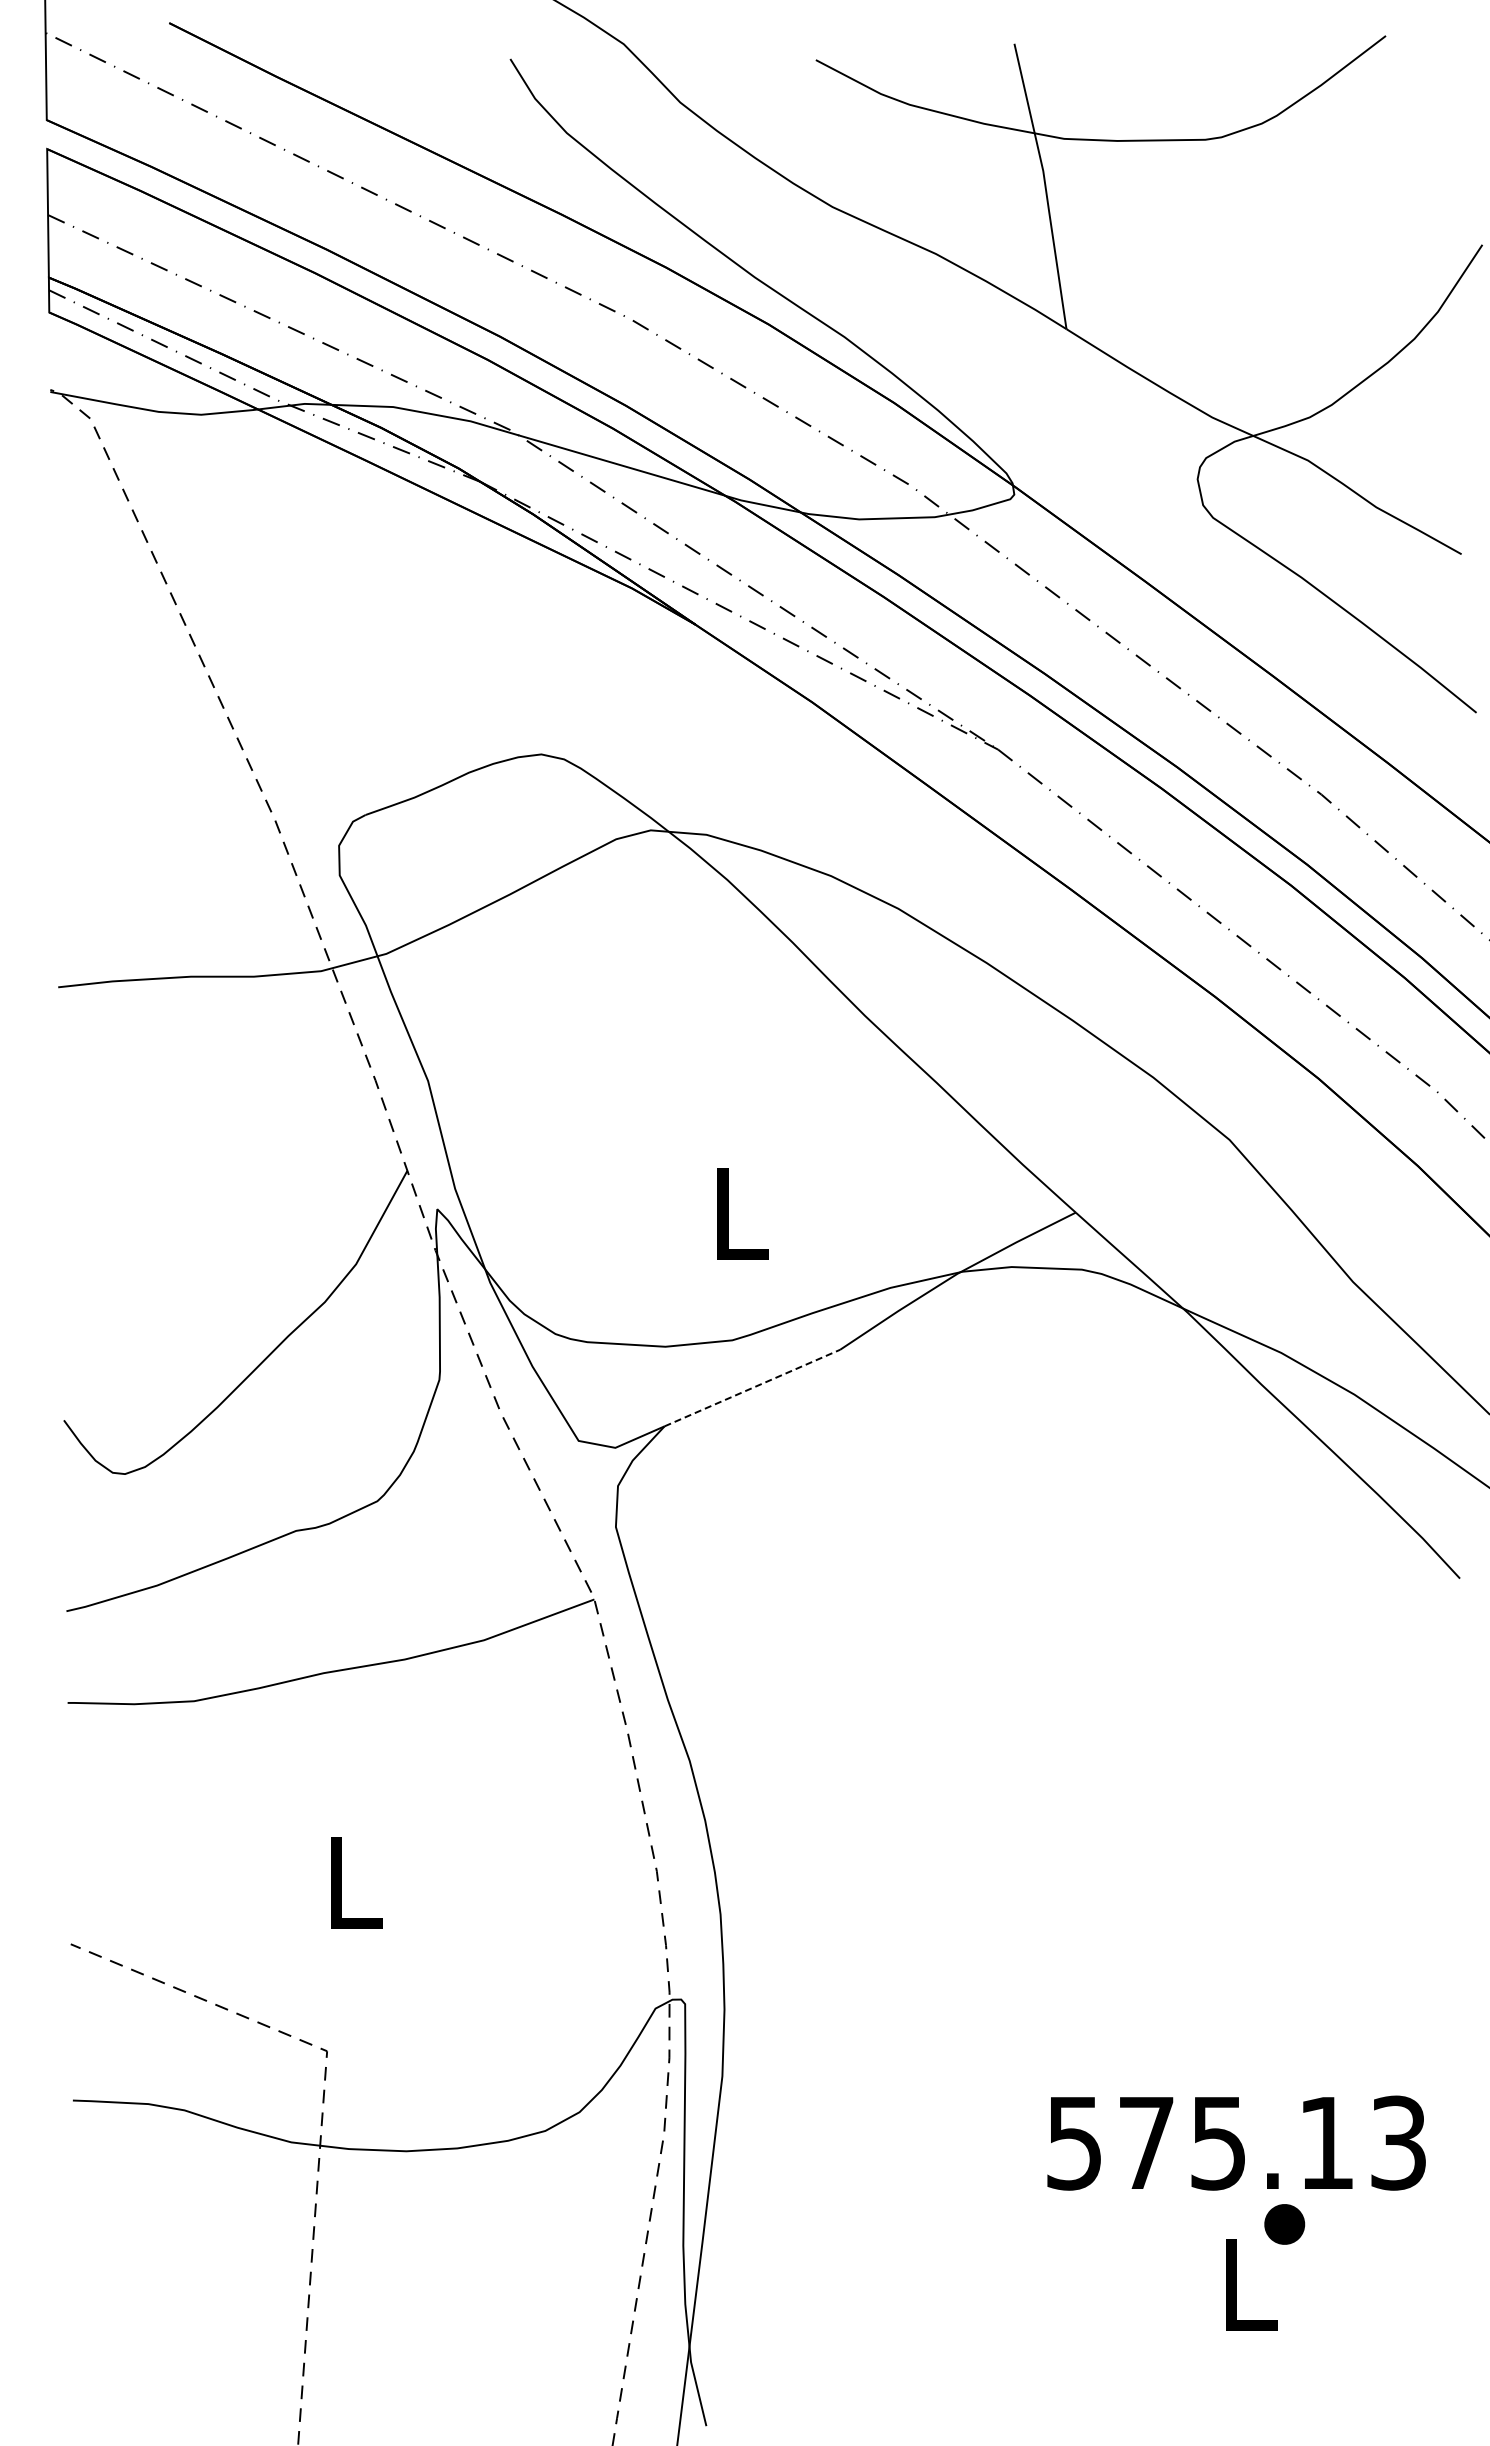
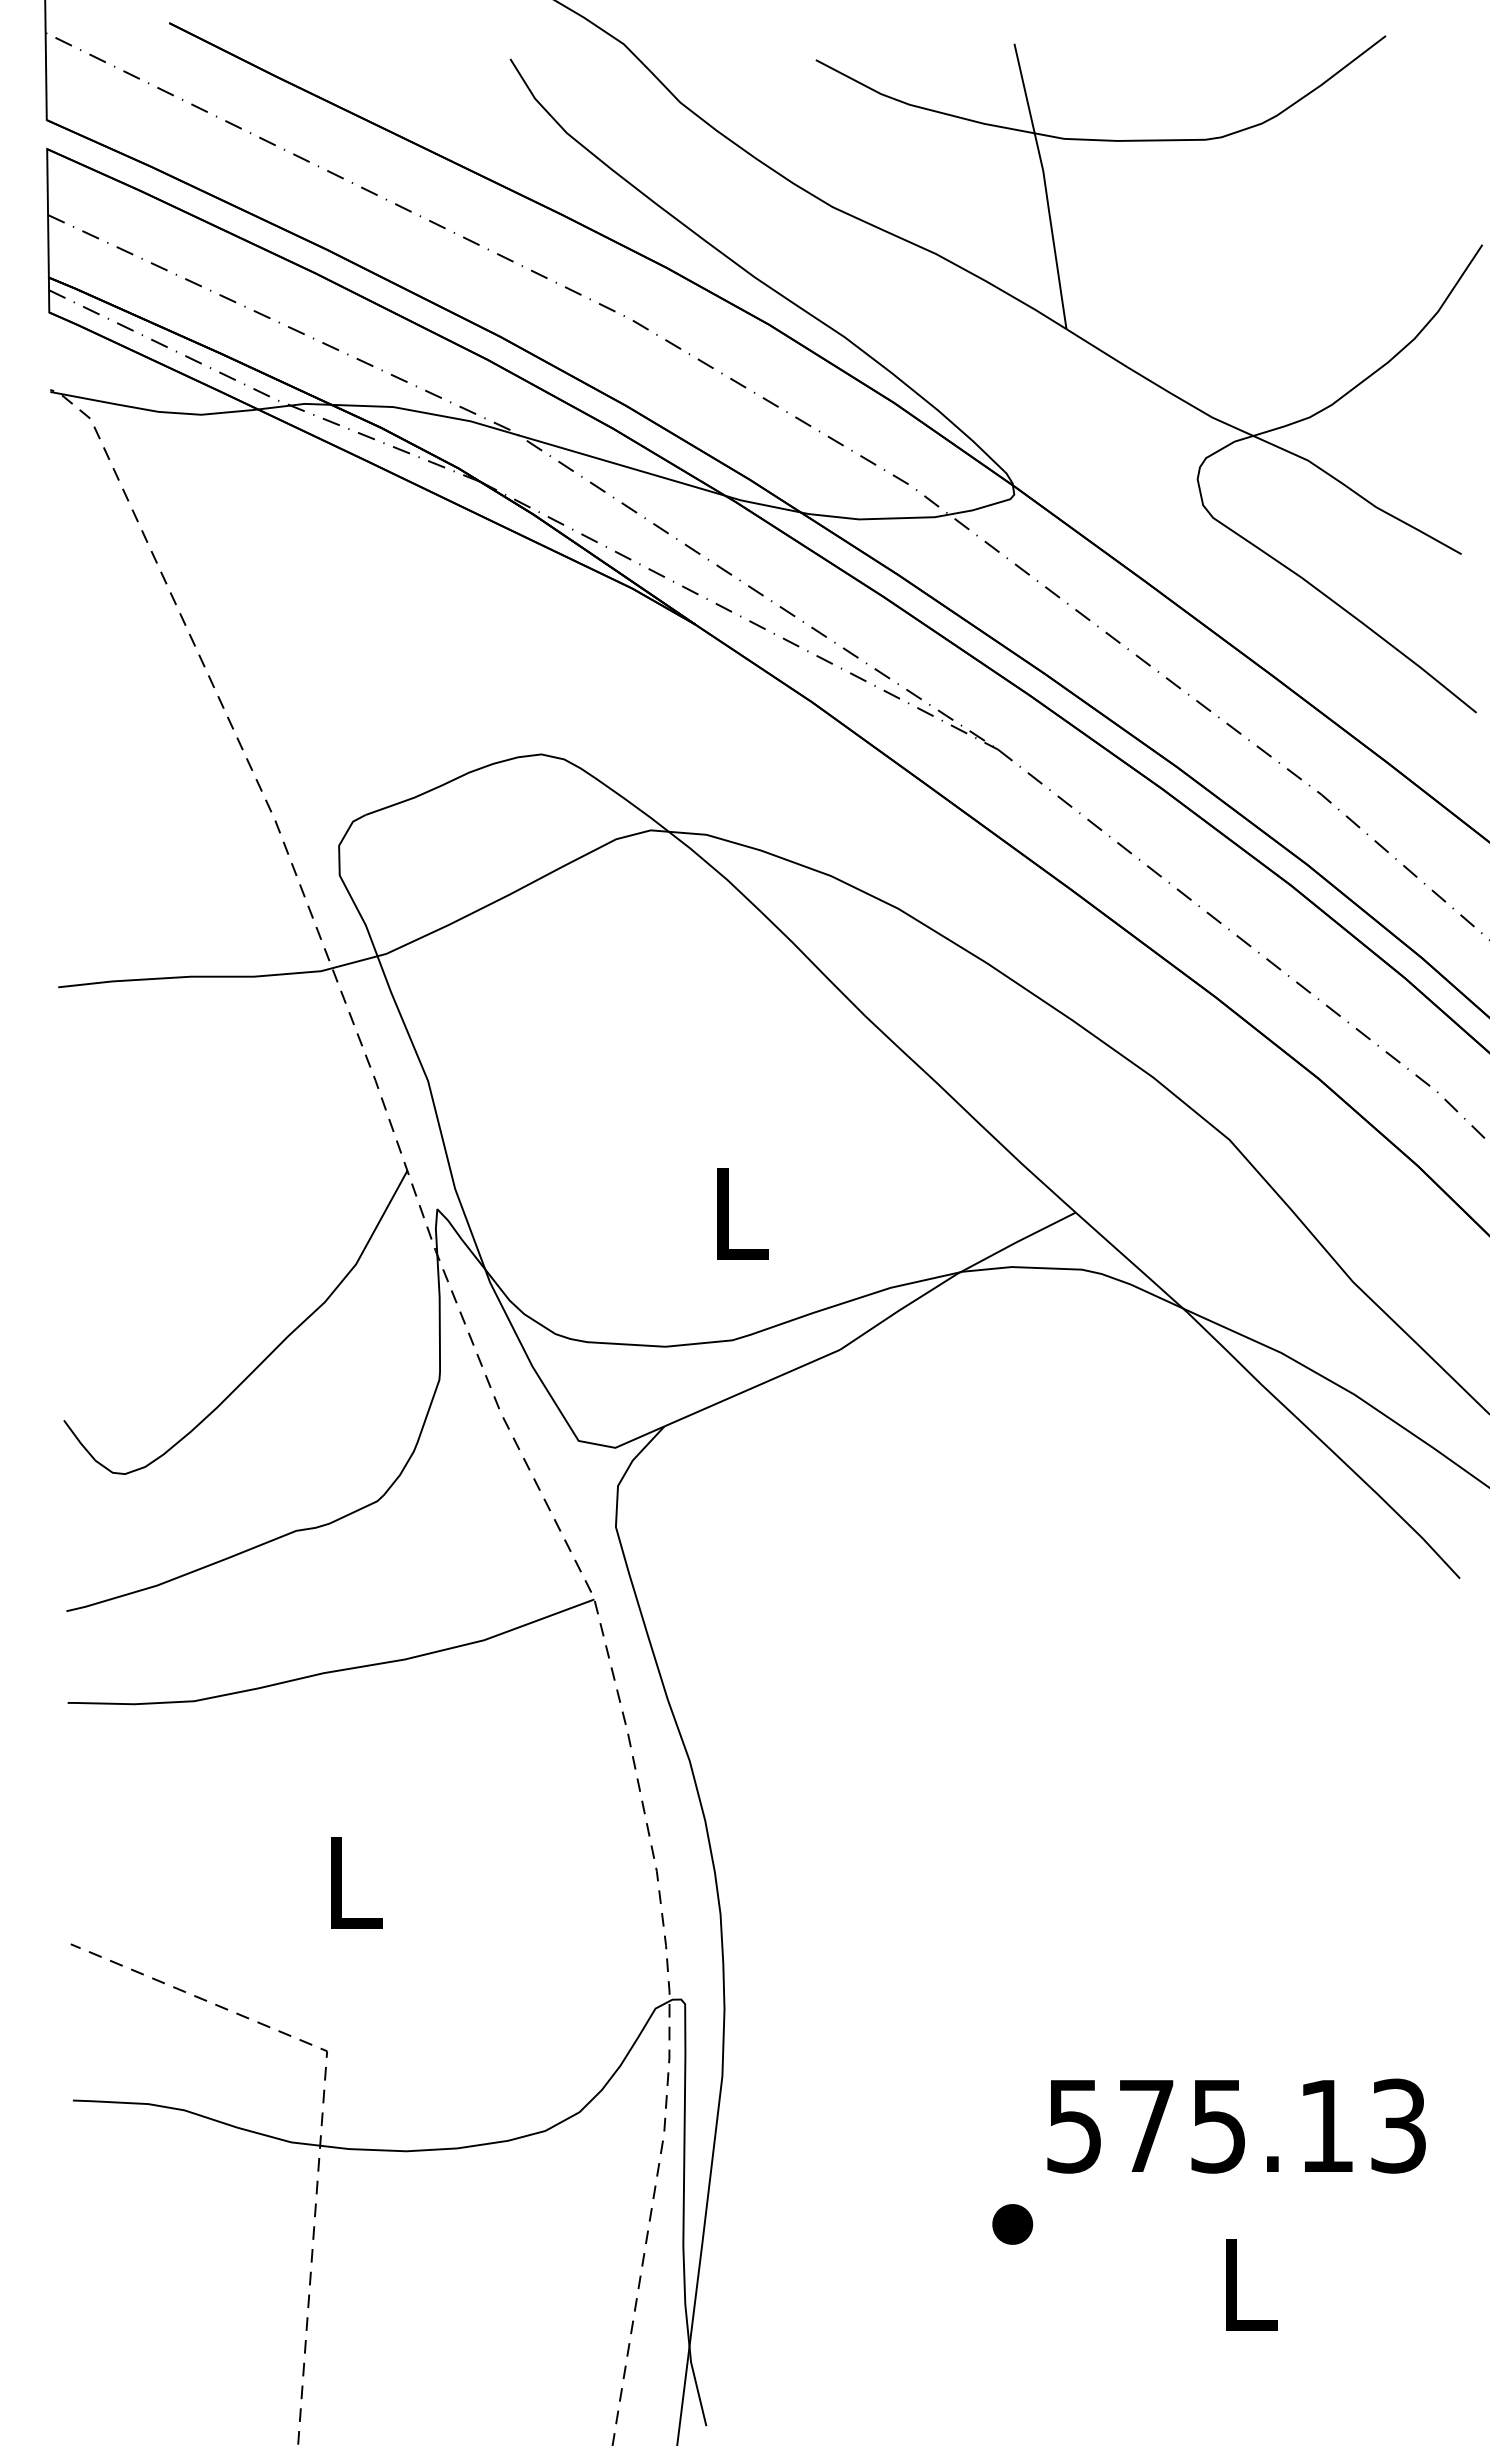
line: dashed -> solid (752, 1388)
text position: (1236, 2142) -> (1236, 2125) (1236, 2125)
part position: (1284, 2224) -> (1012, 2224) (1012, 2224)
